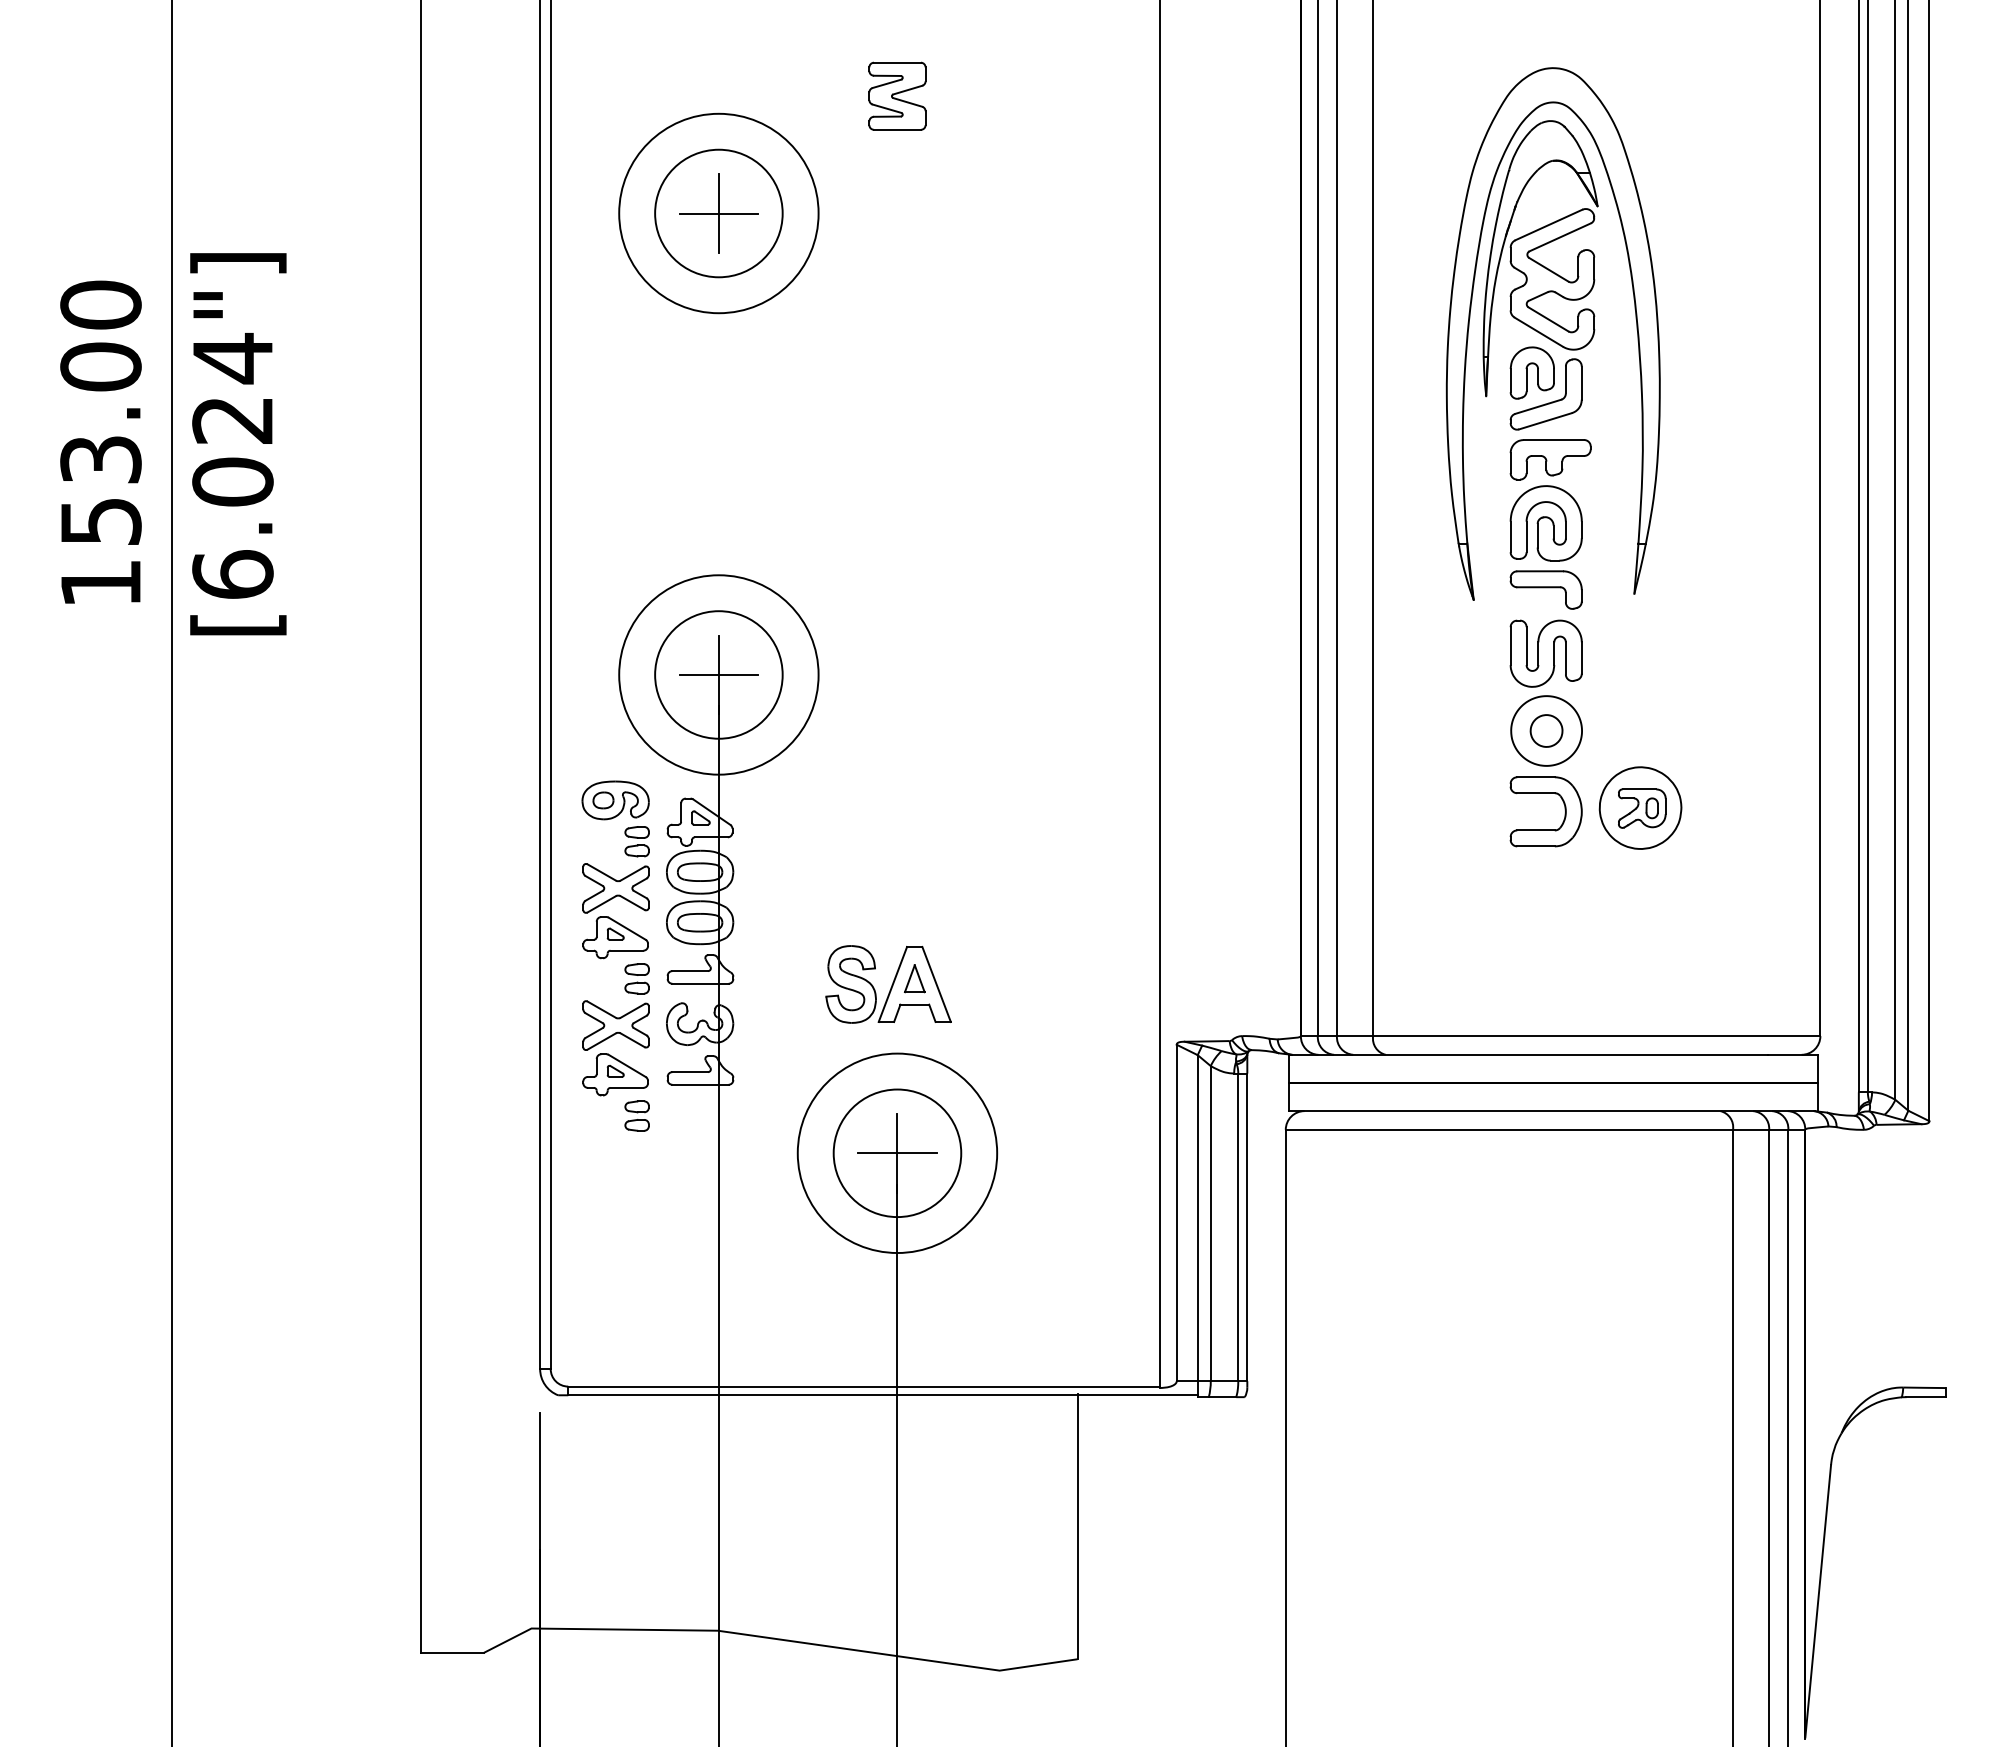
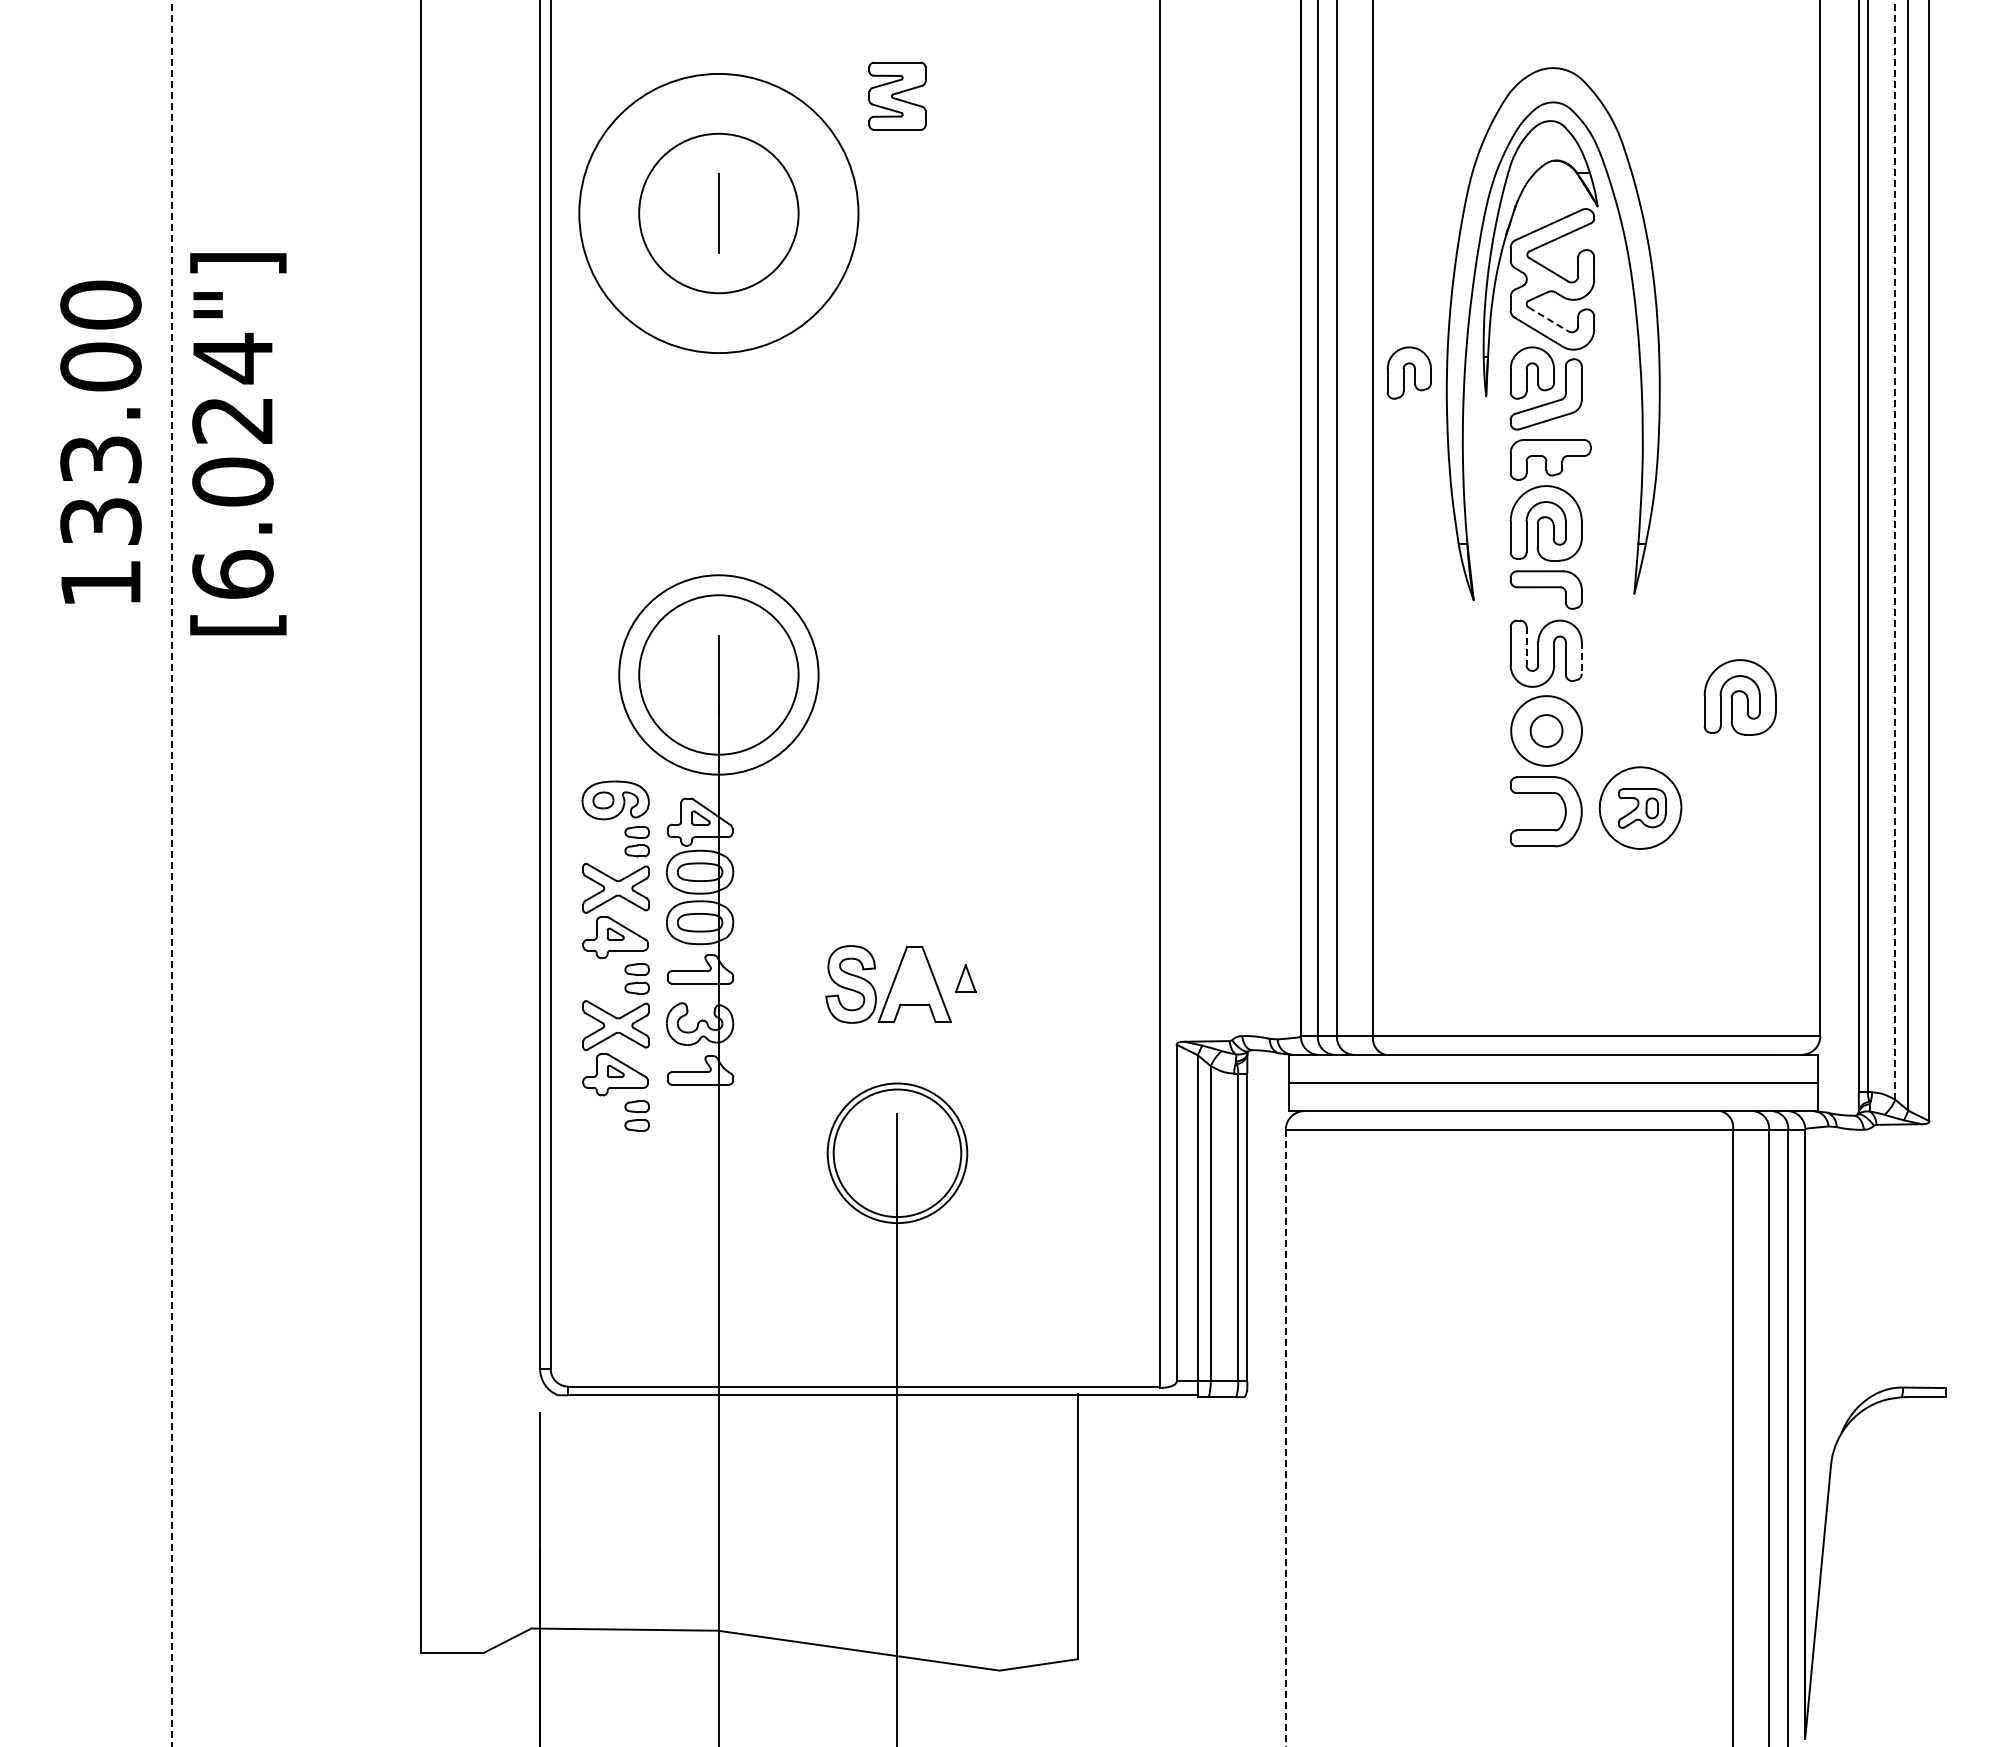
circle diameter: 128 px -> 159 px (718, 213)
circle diameter: 199 px -> 279 px (718, 213)
line: present -> none (718, 213)
line: solid -> dashed (1548, 319)
part: none -> present (1408, 372)
text: 153.00 -> 133.00 (100, 521)
line: solid -> dashed (1895, 550)
line: solid -> dashed (1526, 646)
line: solid -> dashed (1581, 658)
circle diameter: 128 px -> 159 px (718, 674)
line: present -> none (718, 674)
part: none -> present (1739, 697)
line: solid -> dashed (171, 873)
part position: (914, 978) -> (965, 978) (965, 978)
circle diameter: 199 px -> 140 px (897, 1153)
line: present -> none (897, 1153)
line: solid -> dashed (1285, 1438)
